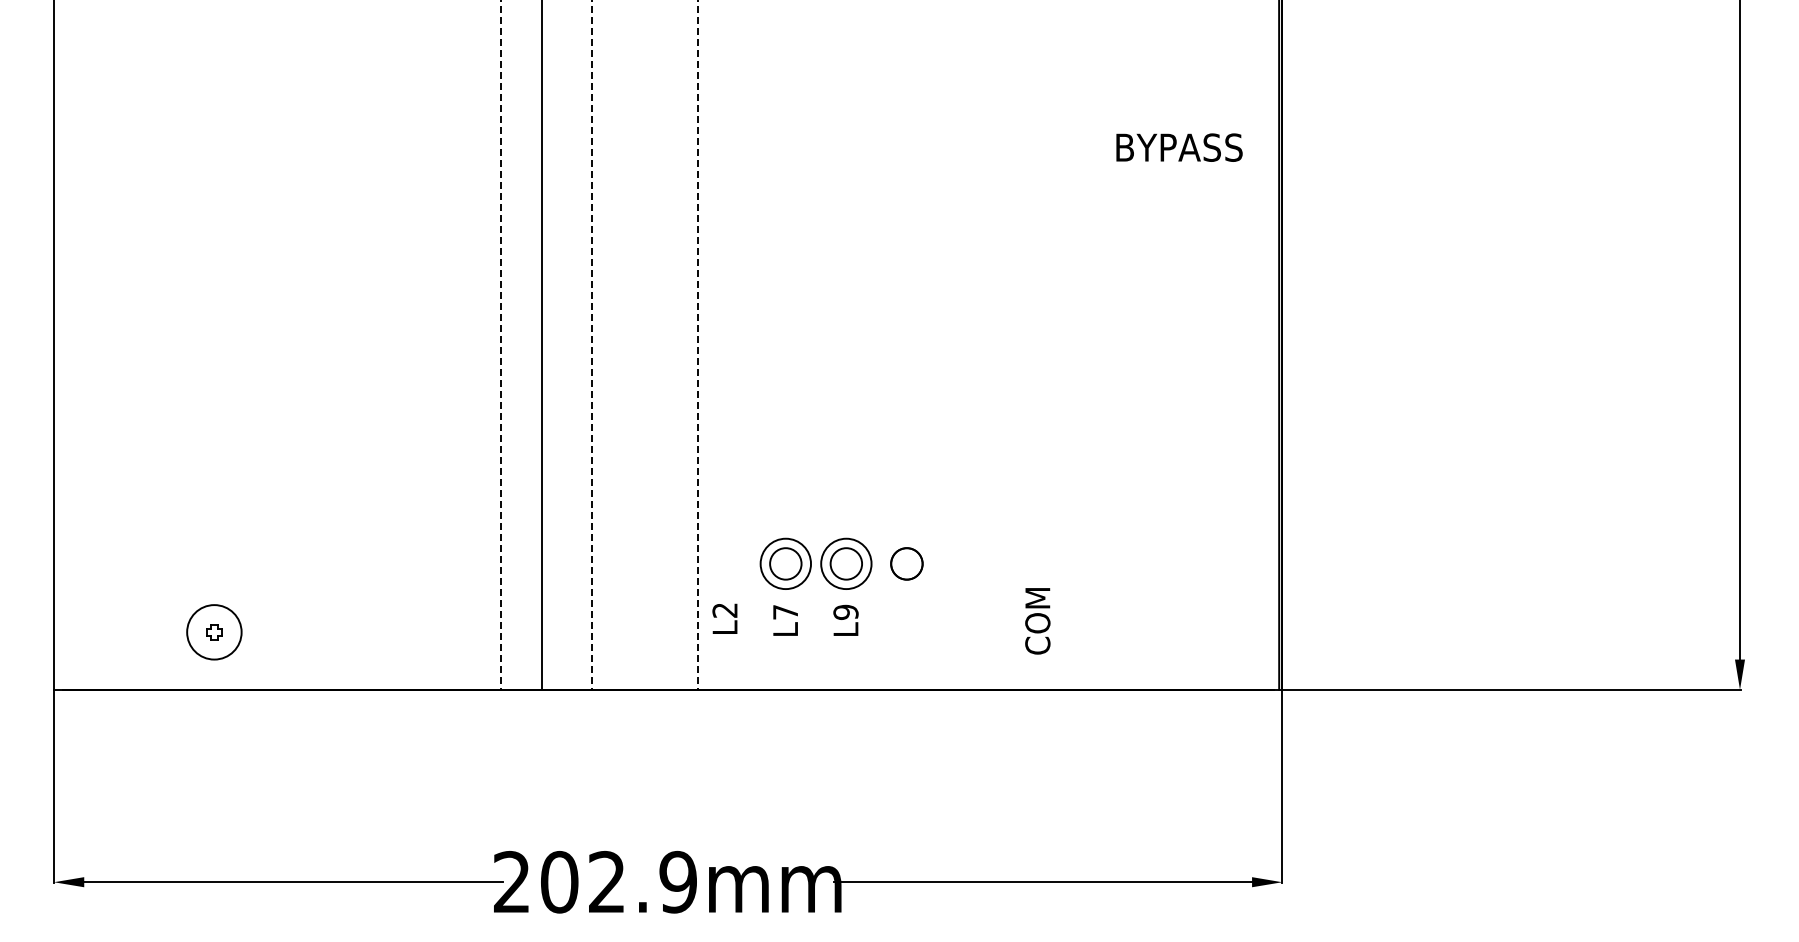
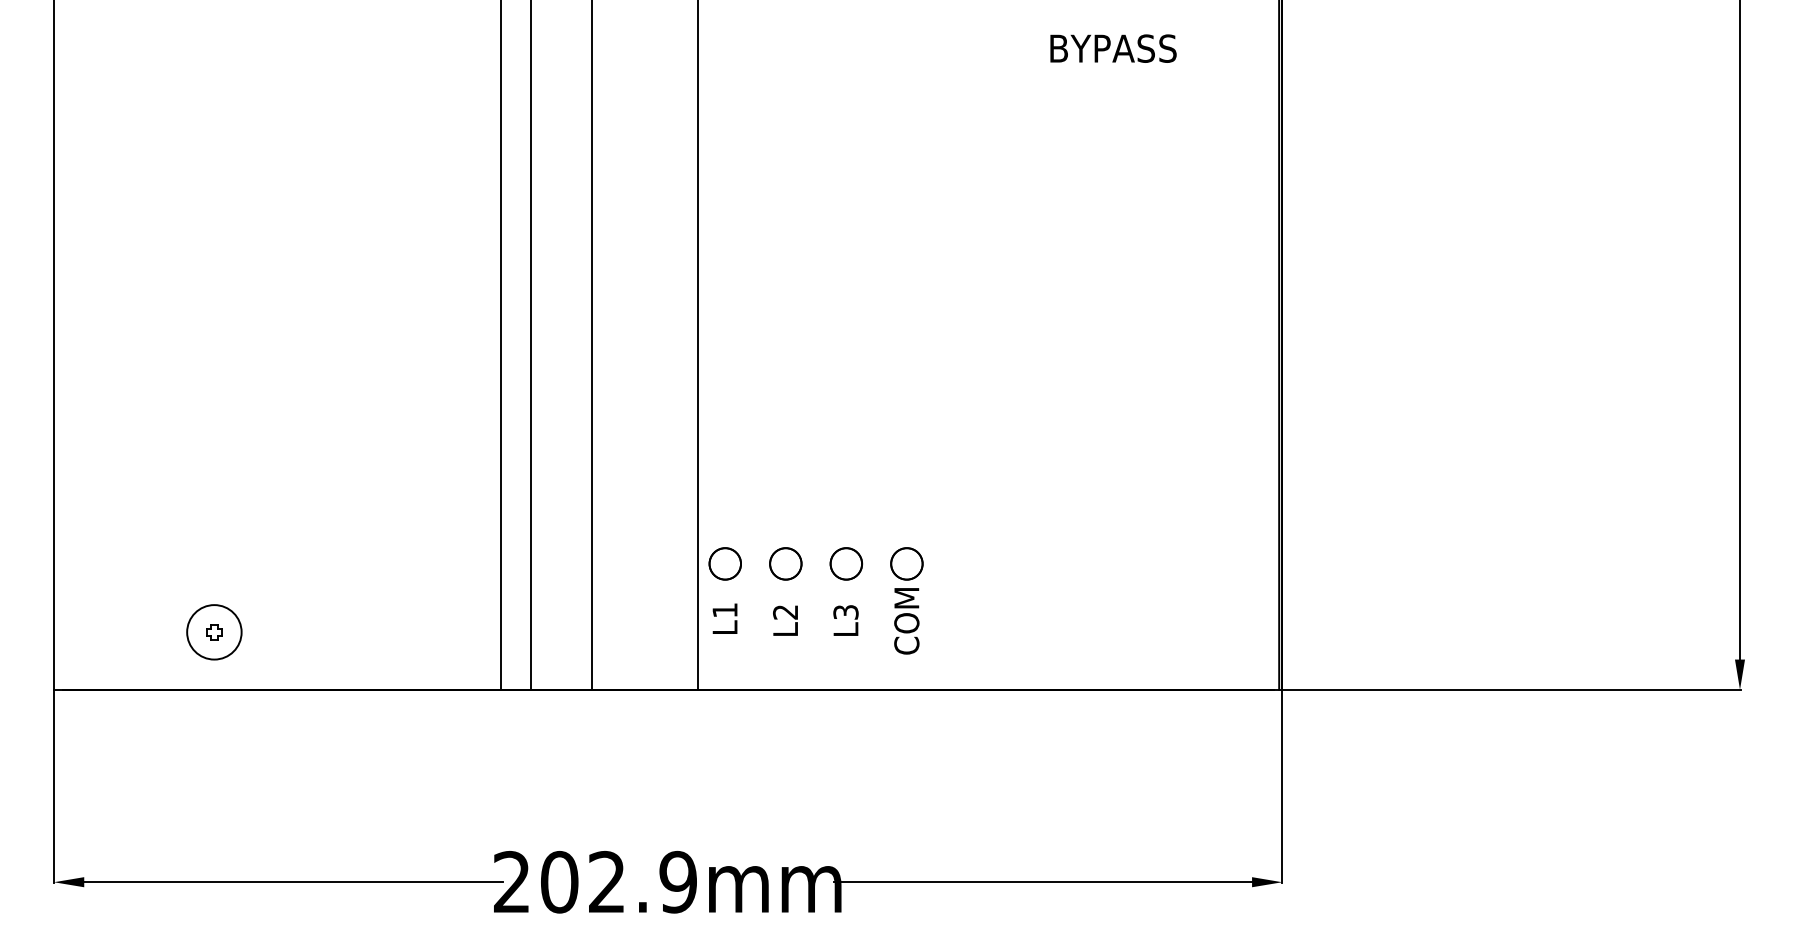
text position: (1179, 147) -> (1113, 48) (1113, 48)
line: dashed -> solid (500, 345)
line position: (542, 345) -> (531, 345) (531, 345)
line: dashed -> solid (591, 345)
line: dashed -> solid (697, 345)
circle: none -> present (724, 563)
circle diameter: 50 px -> 31 px (785, 563)
circle diameter: 50 px -> 31 px (846, 563)
text: L2 -> L1 (724, 610)
text: L9 -> L3 (845, 611)
text: L7 -> L2 (785, 612)
text position: (1037, 621) -> (906, 621) (906, 621)
